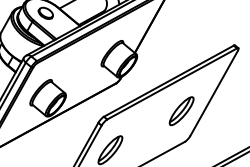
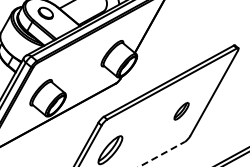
part size: 27x31 px -> 17x19 px (181, 111)
line: solid -> dashed (162, 154)
